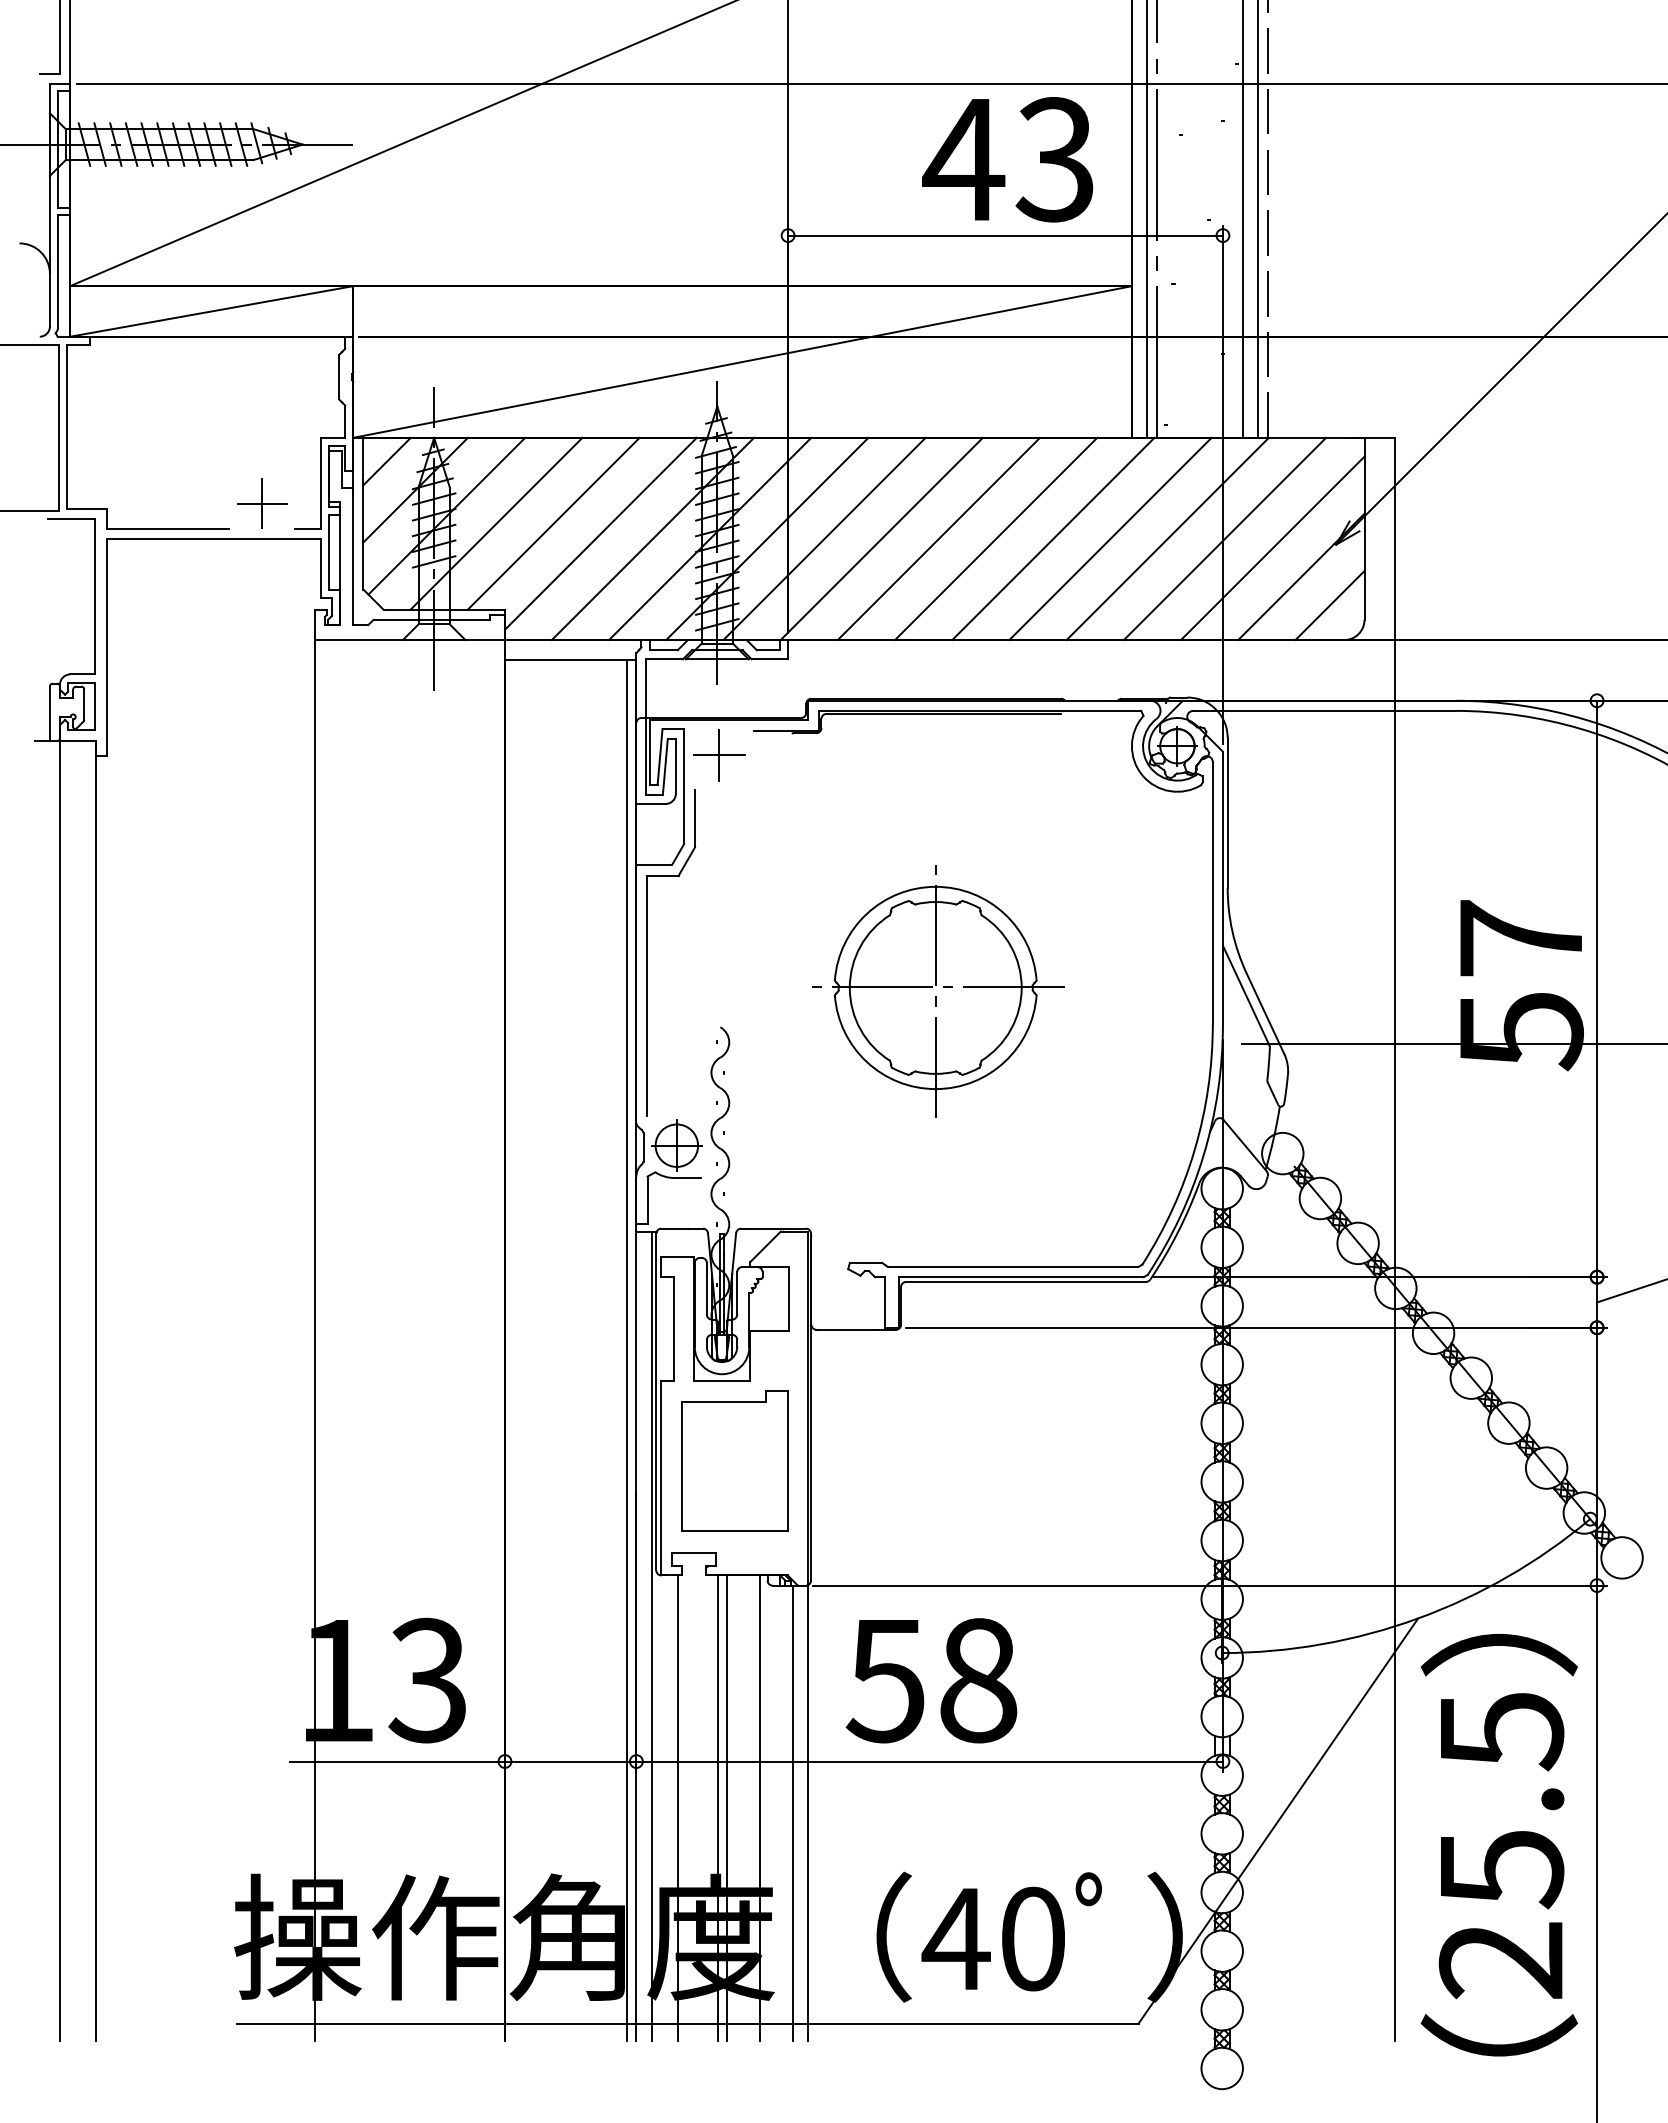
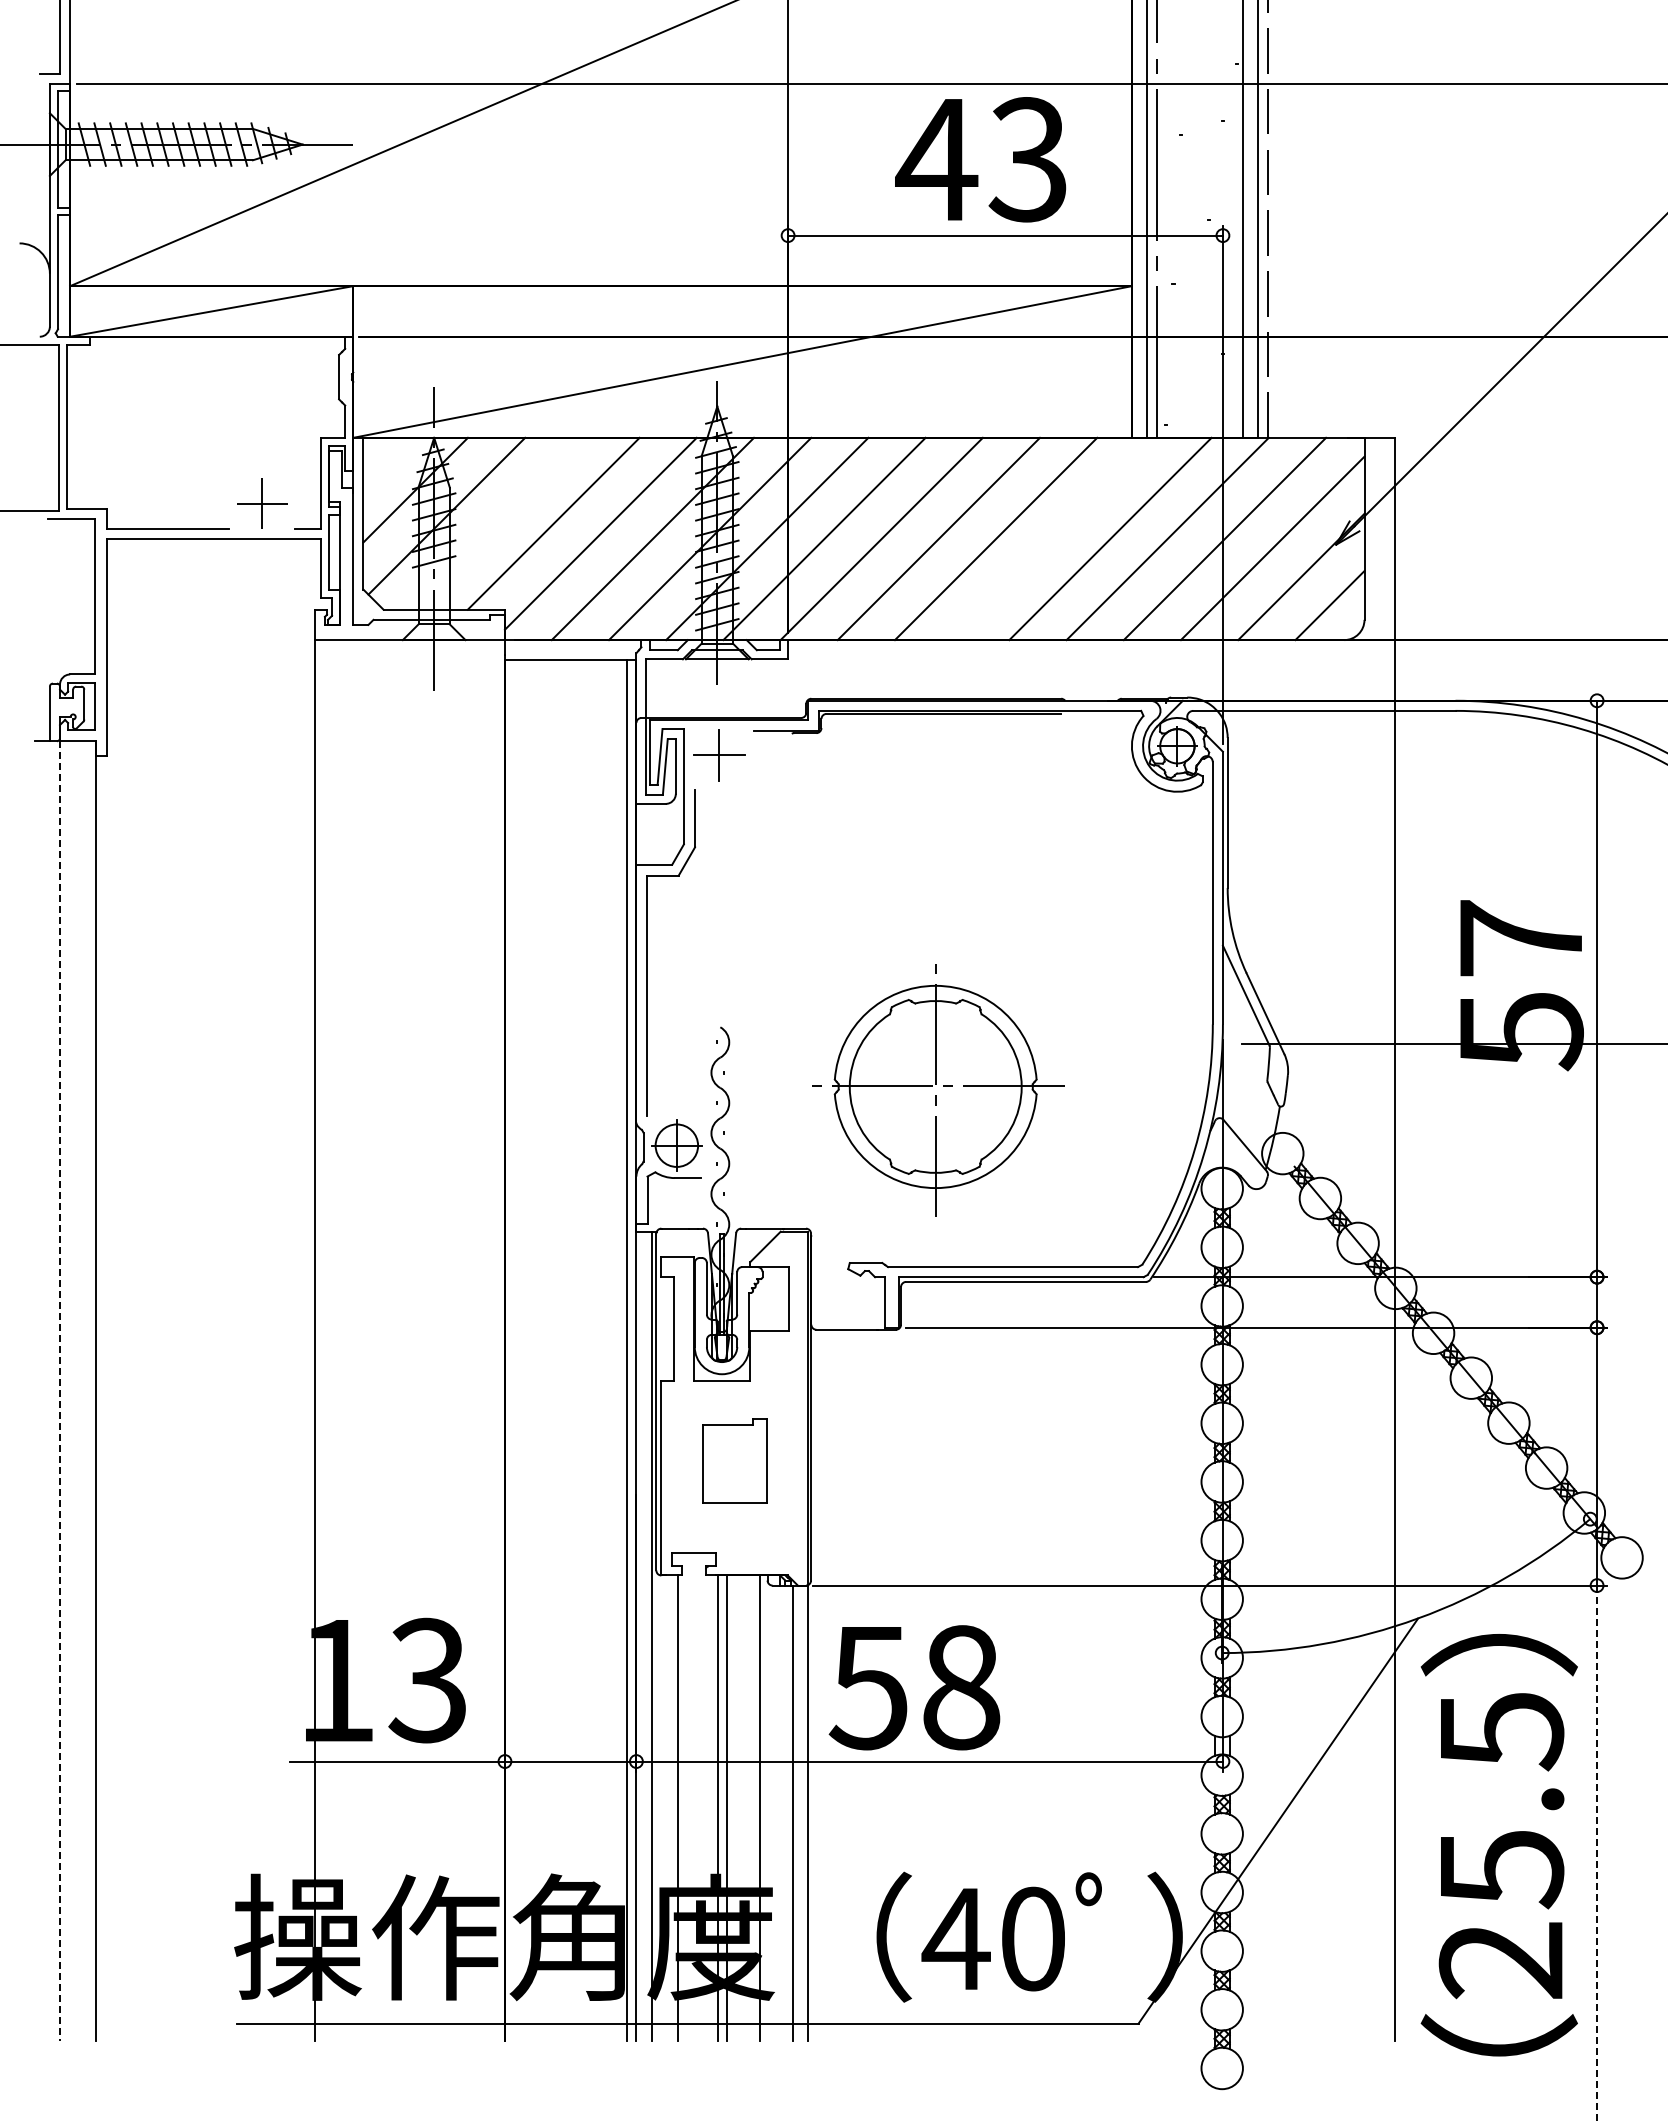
text position: (1007, 159) -> (980, 159) (980, 159)
line: present -> none (386, 461)
line: present -> none (496, 523)
line: present -> none (1053, 538)
part position: (938, 991) -> (938, 1090) (938, 1090)
line: present -> none (1630, 1291)
line: solid -> dashed (60, 1390)
part size: 108x142 px -> 66x86 px (734, 1460)
text position: (931, 1680) -> (914, 1687) (914, 1687)
line: solid -> dashed (1597, 1854)
